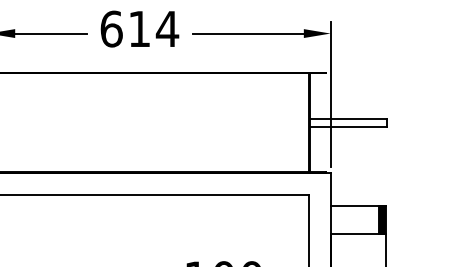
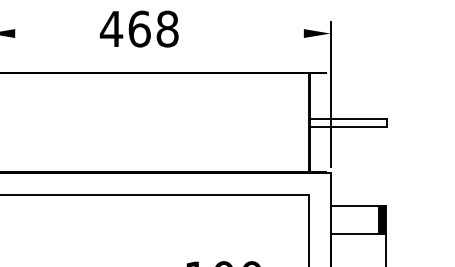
text: 614 -> 468 (139, 28)
line: present -> none (50, 33)
line: present -> none (247, 33)
